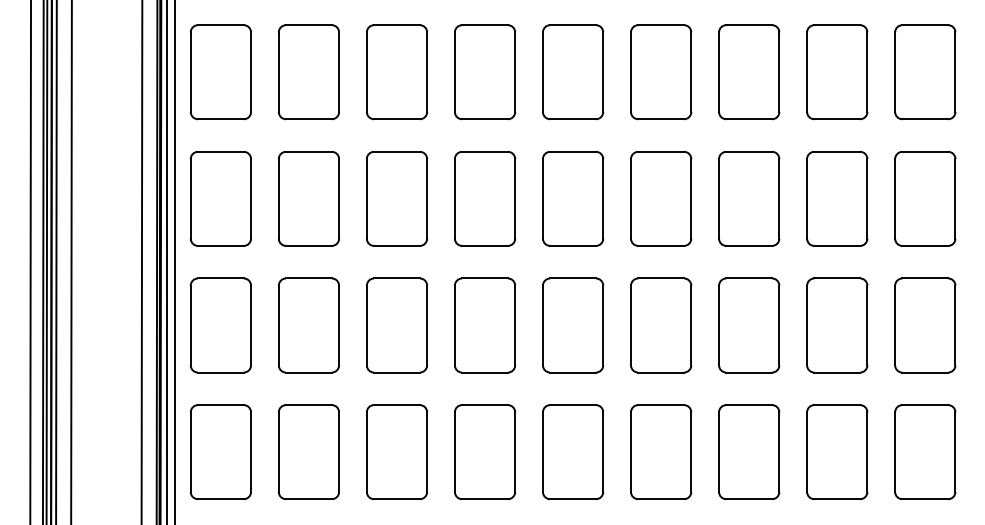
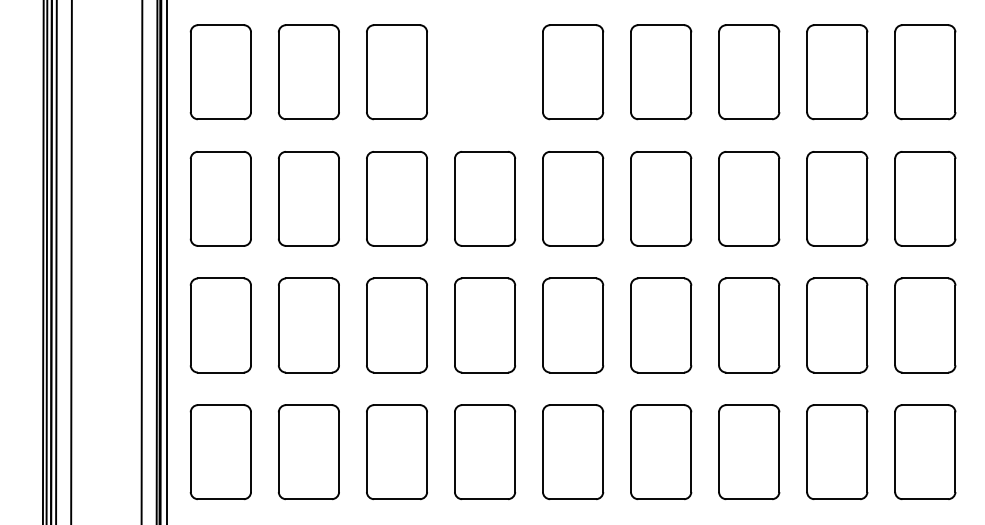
part: present -> none (485, 72)
line: present -> none (30, 261)
line: present -> none (174, 261)
